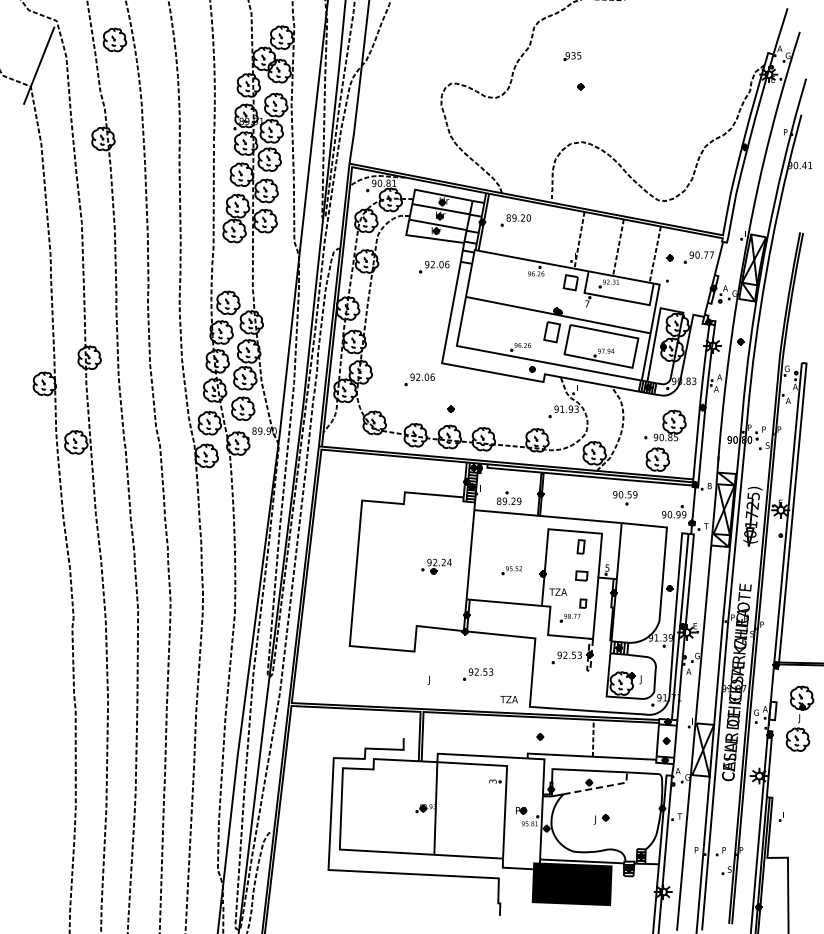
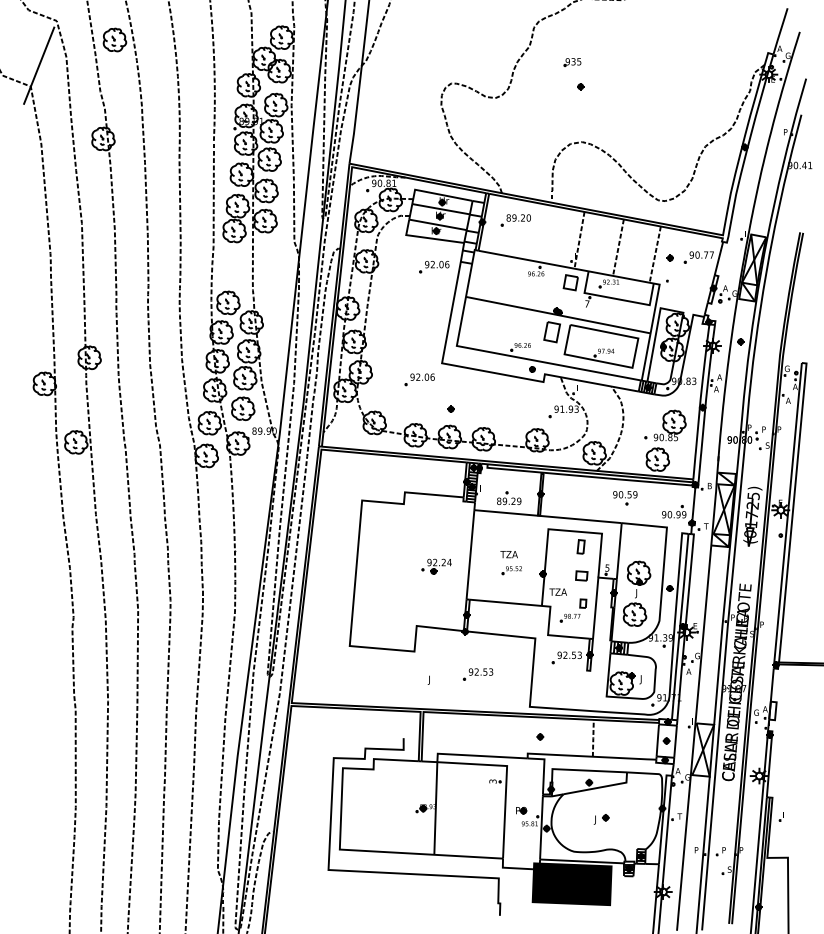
part position: (572, 56) -> (572, 62) (572, 62)
line: dashed -> solid (588, 670)
text position: (508, 699) -> (508, 554) (508, 554)
part position: (799, 718) -> (636, 593) (636, 593)
line: dashed -> solid (600, 787)
